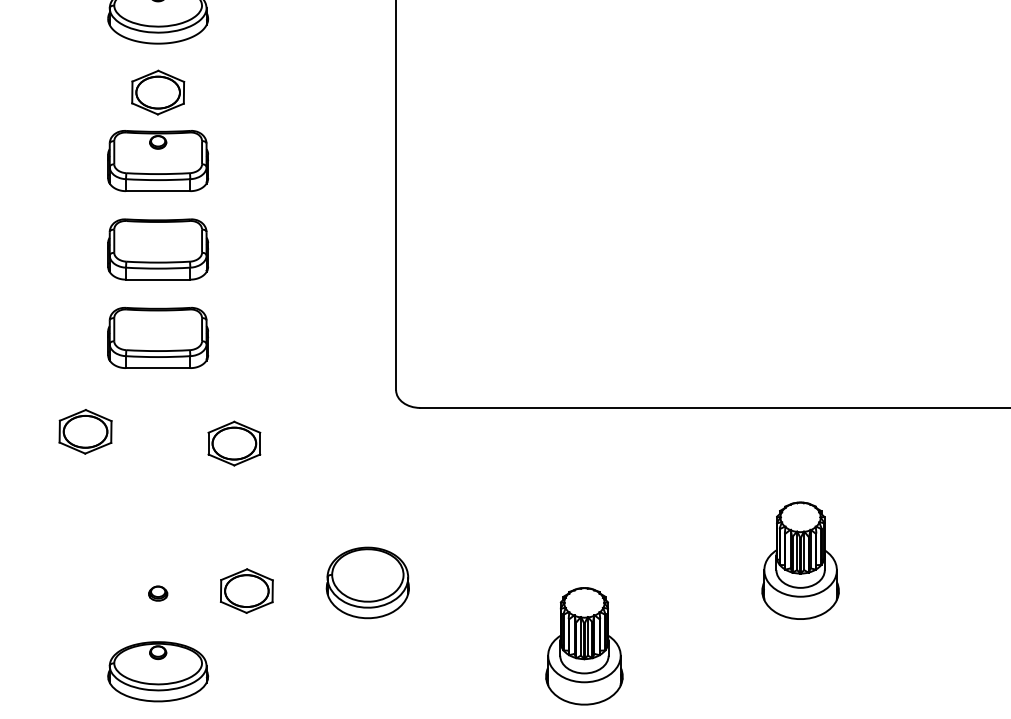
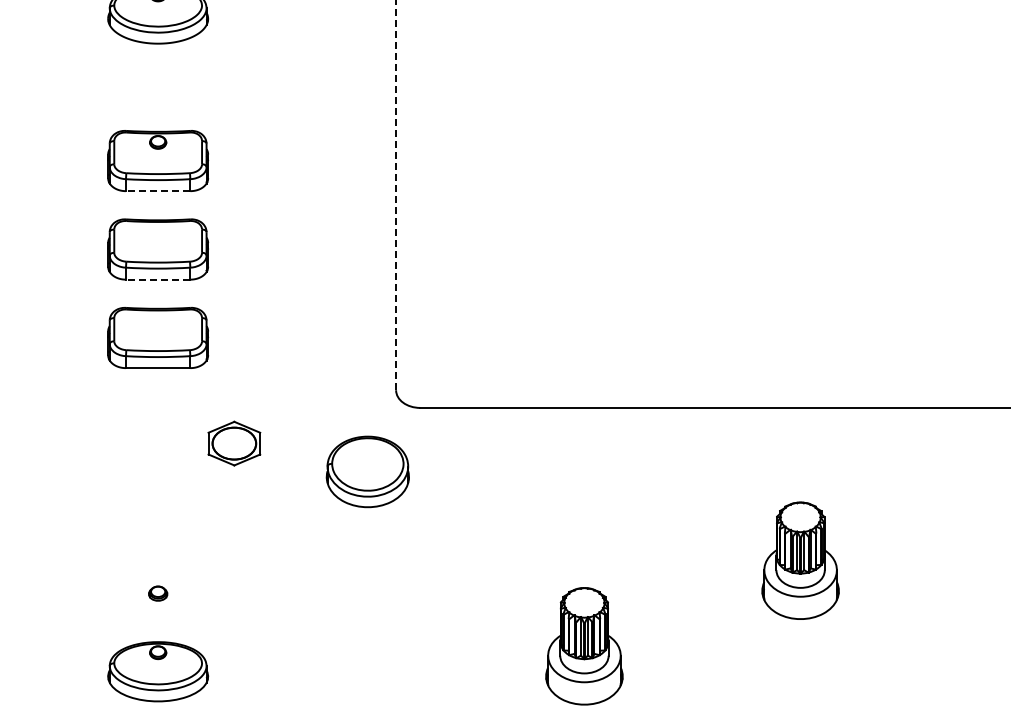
part: present -> none (158, 92)
line: solid -> dashed (157, 191)
line: solid -> dashed (396, 195)
line: solid -> dashed (157, 279)
part: present -> none (85, 431)
part position: (367, 582) -> (367, 471) (367, 471)
part: present -> none (246, 590)
